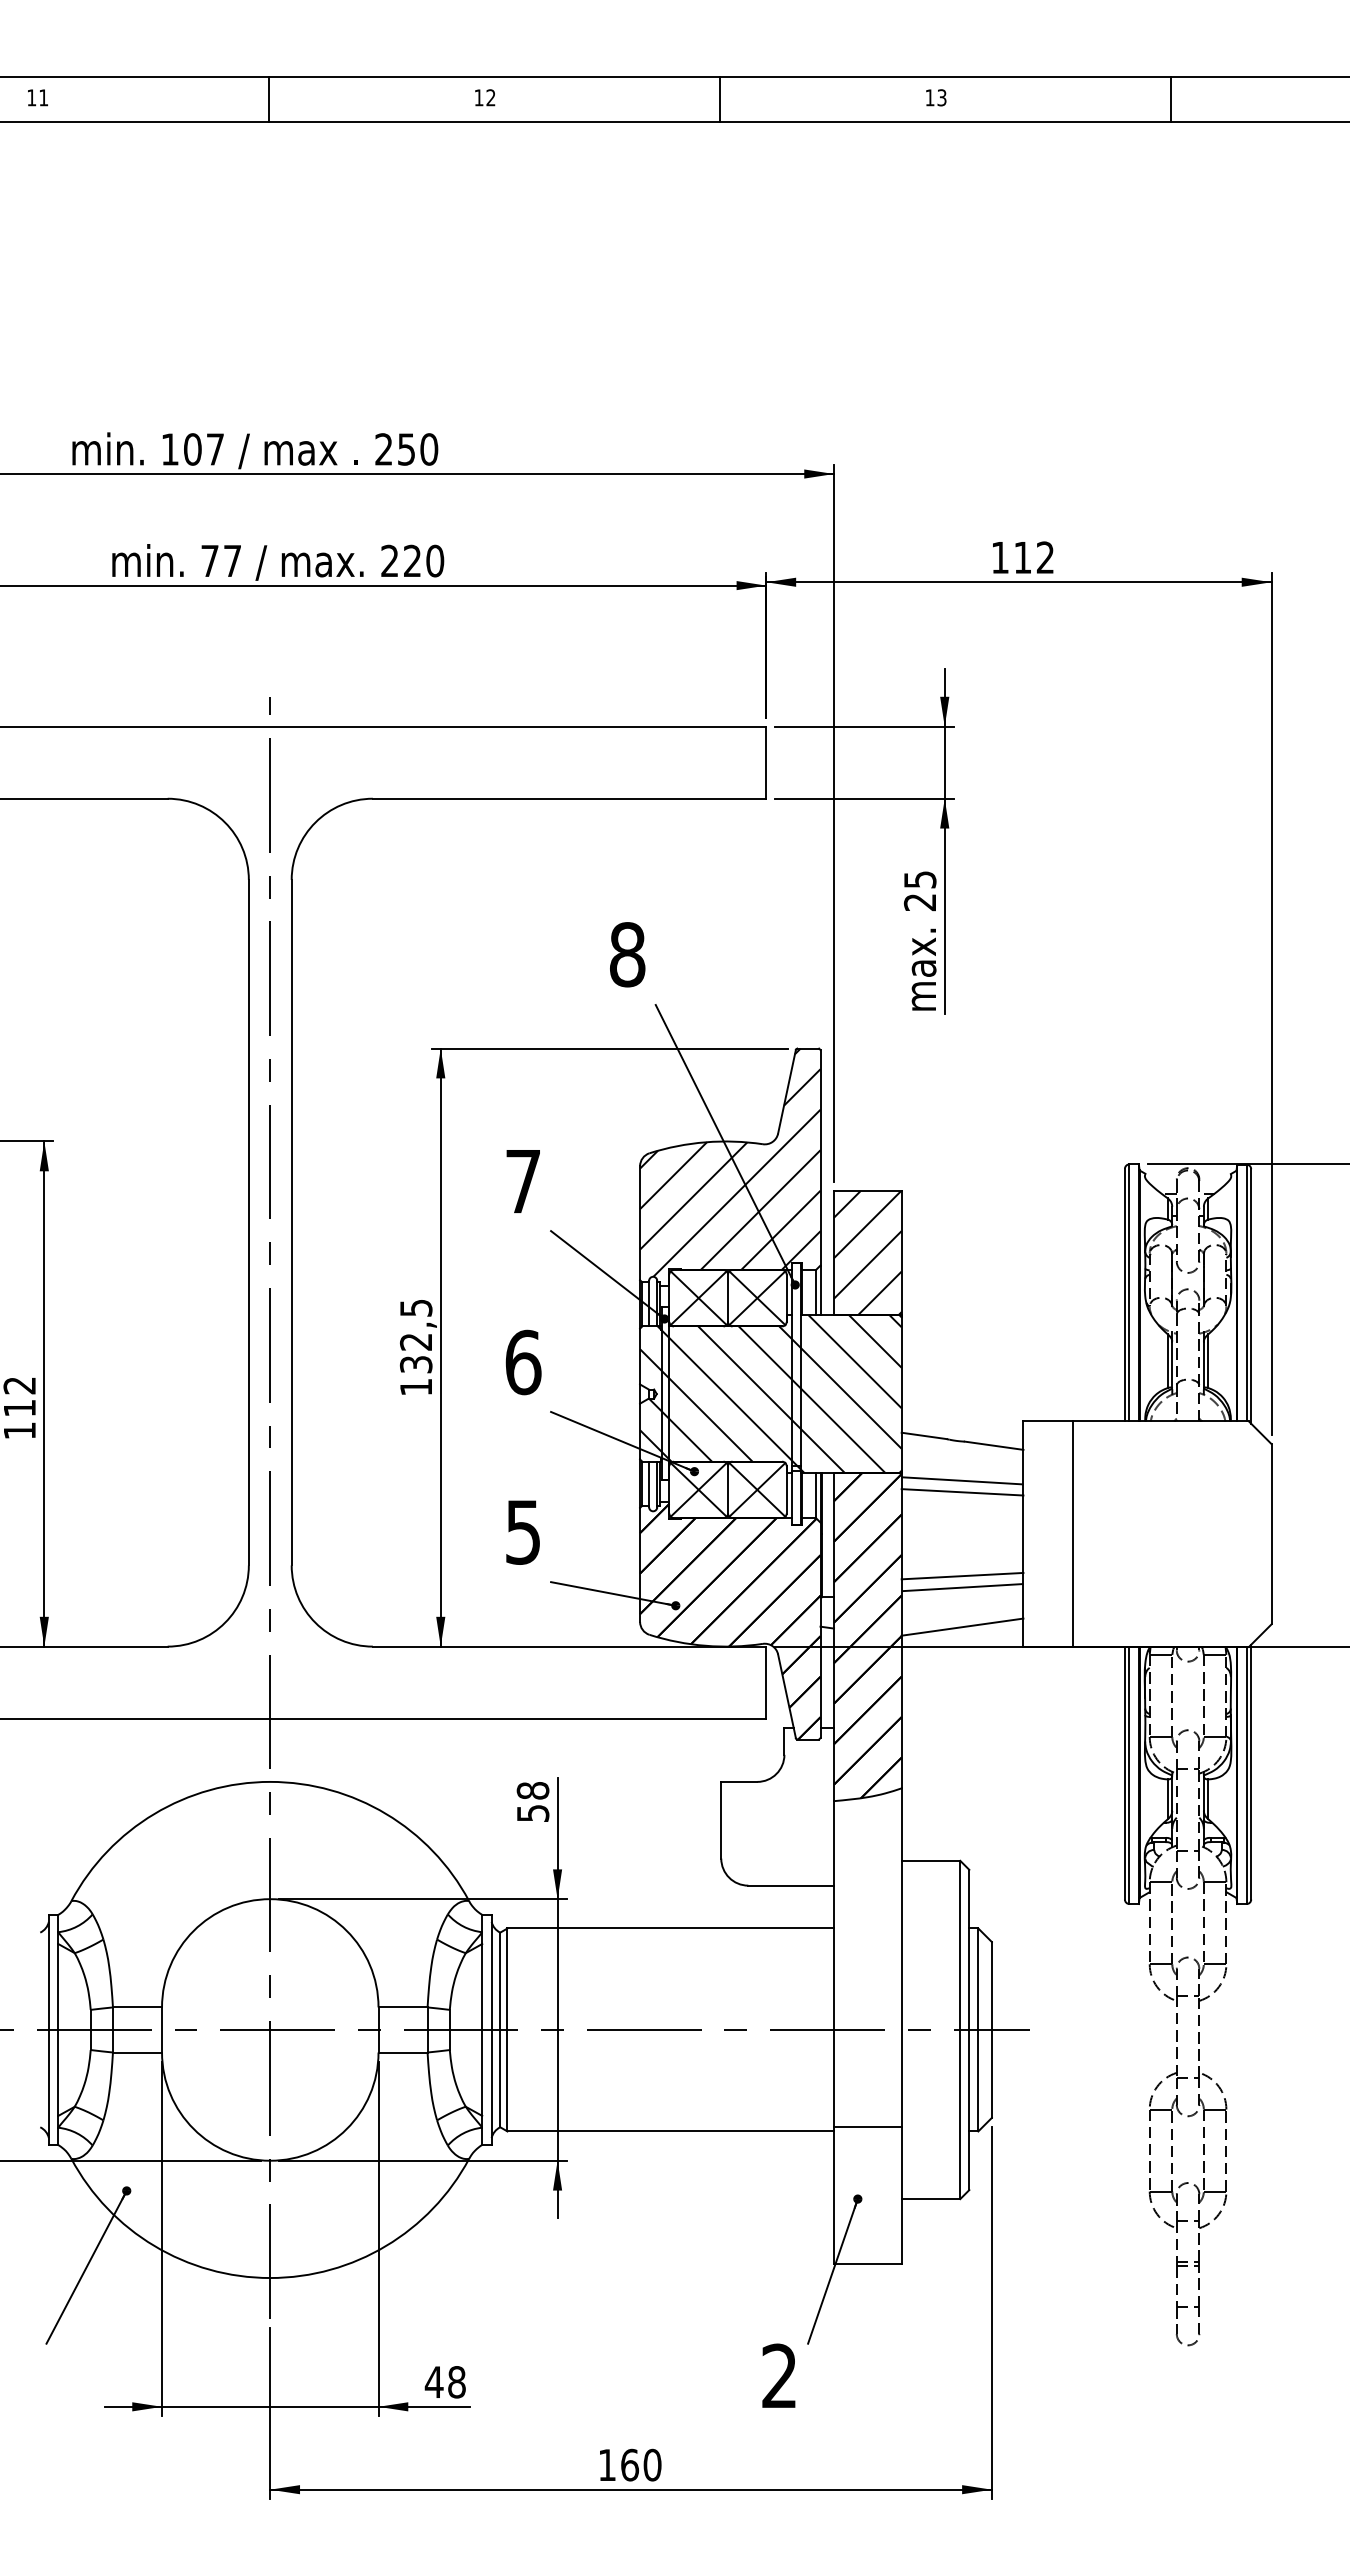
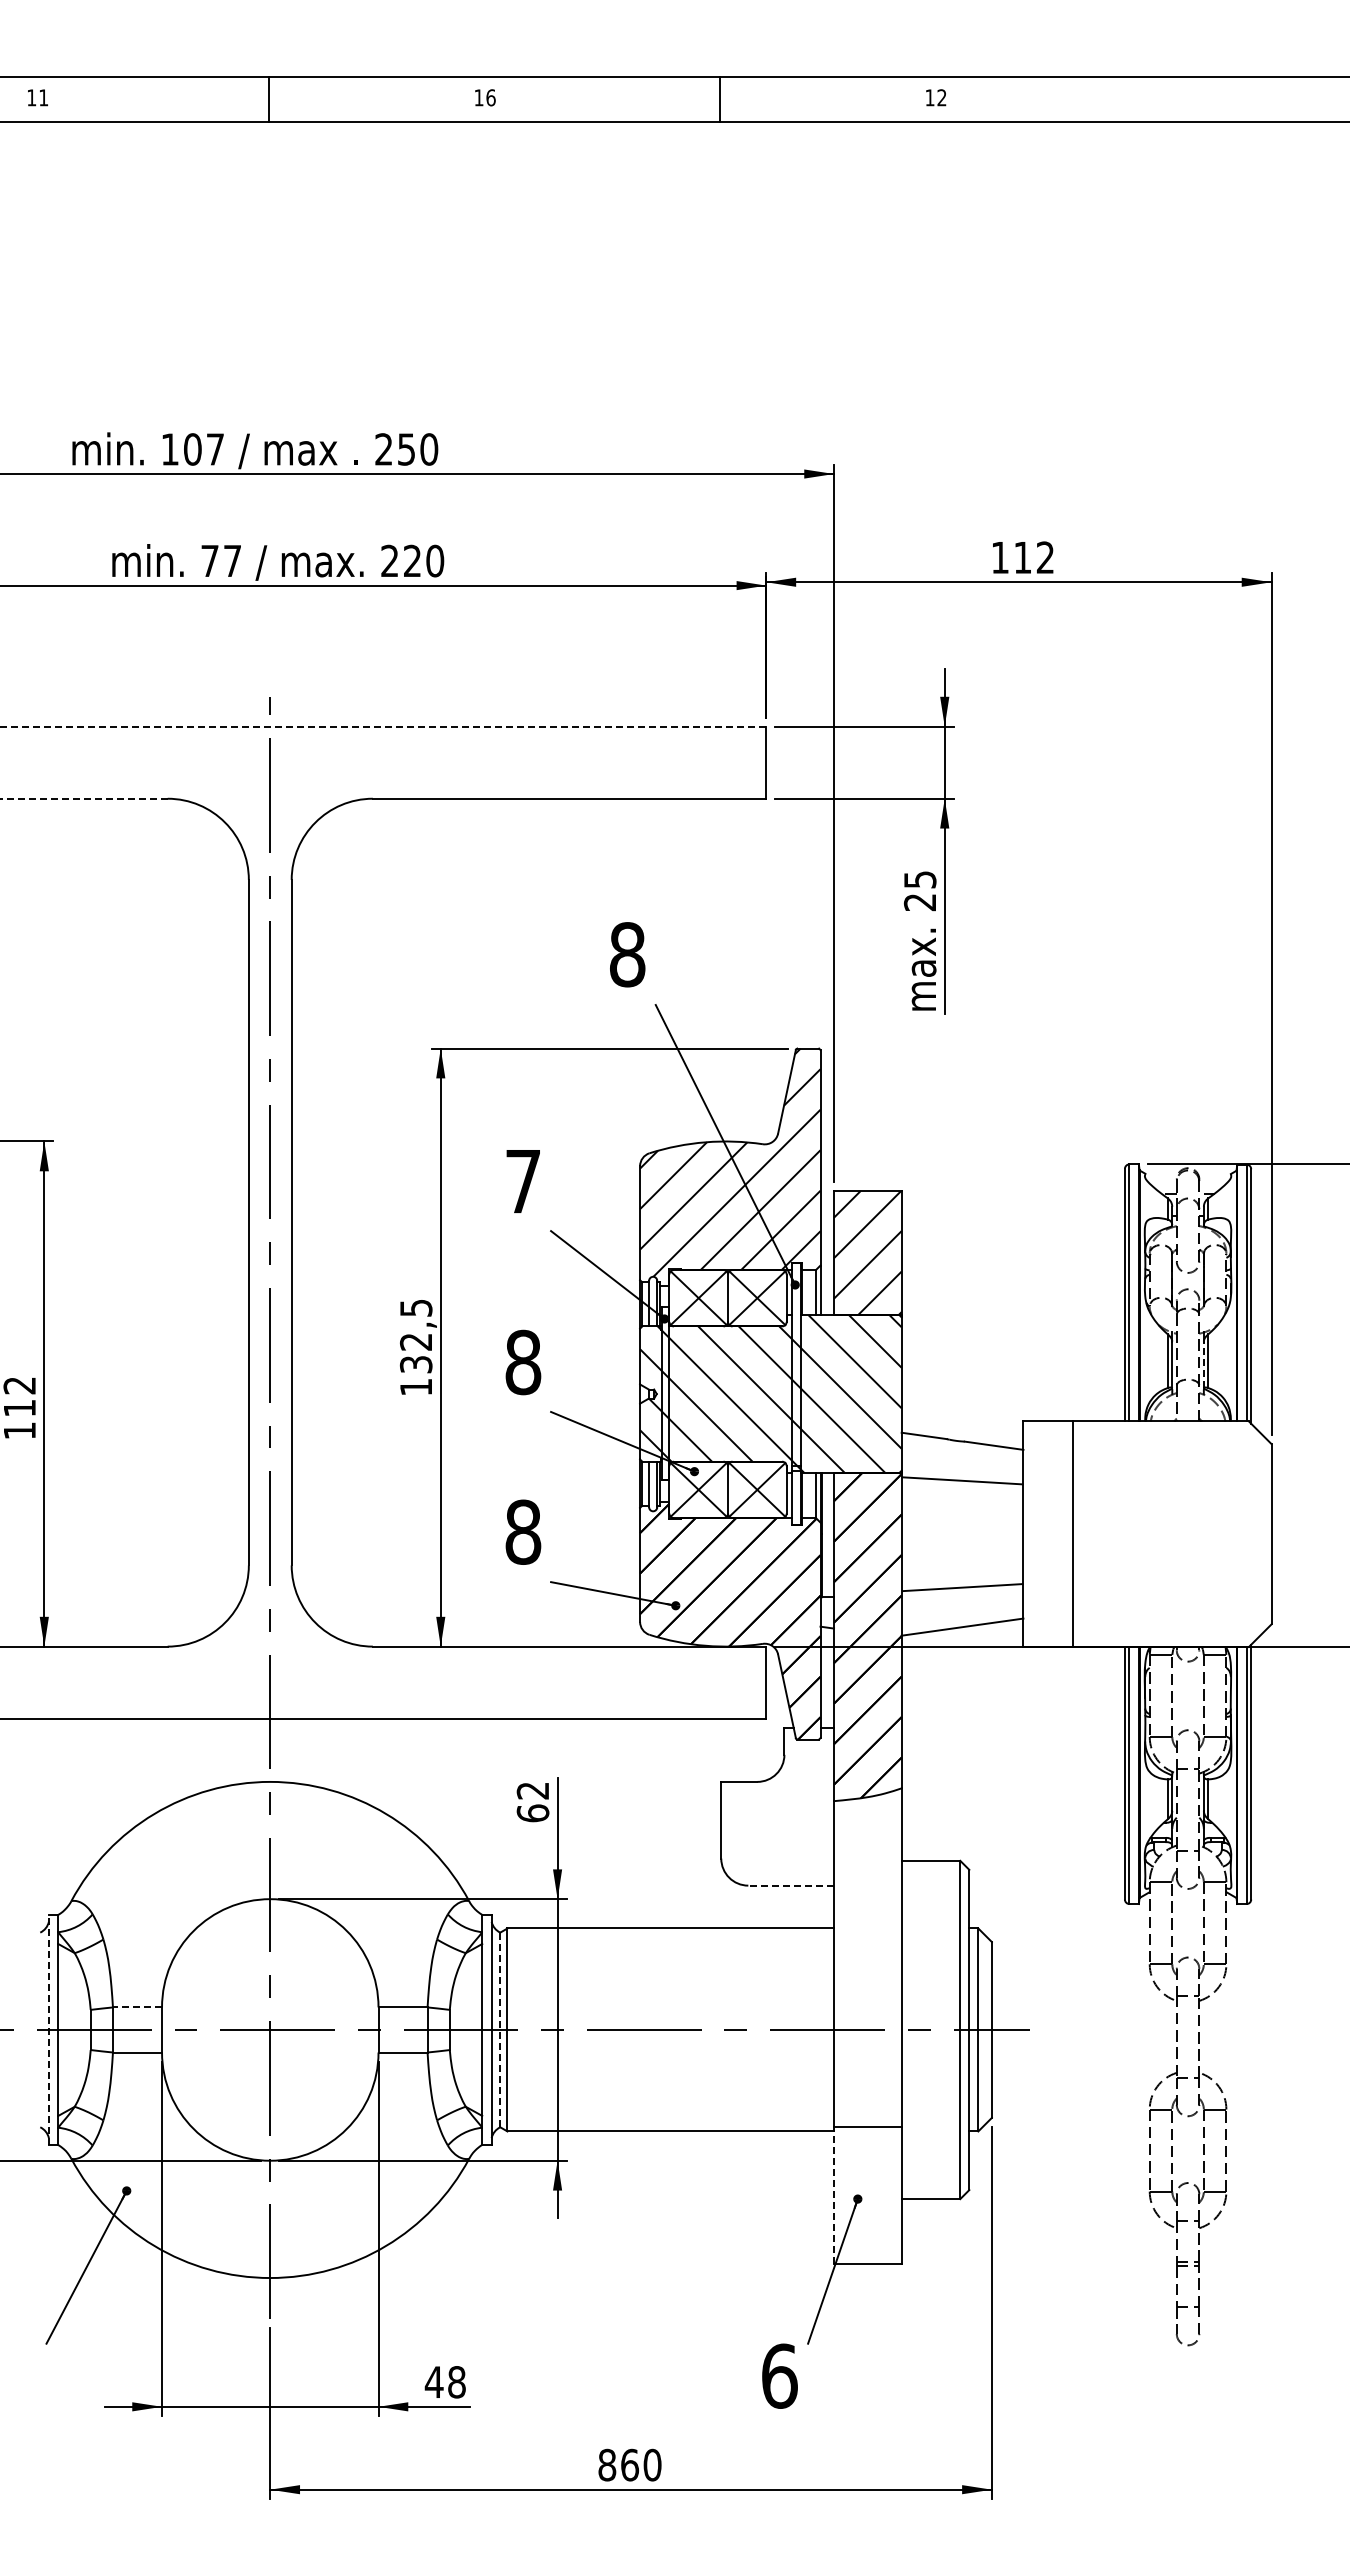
text: 12 -> 16 (490, 97)
text: 13 -> 12 (941, 97)
line: present -> none (1170, 99)
line: solid -> dashed (382, 726)
line: solid -> dashed (83, 798)
text: 6 -> 8 (523, 1362)
line: solid -> dashed (1203, 1364)
line: present -> none (962, 1492)
text: 5 -> 8 (523, 1531)
line: present -> none (962, 1575)
text: 58 -> 62 (532, 1802)
line: solid -> dashed (791, 1885)
line: solid -> dashed (137, 2007)
line: solid -> dashed (48, 2029)
line: solid -> dashed (500, 2029)
line: solid -> dashed (834, 2195)
text: 2 -> 6 (779, 2375)
text: 160 -> 860 (607, 2464)
